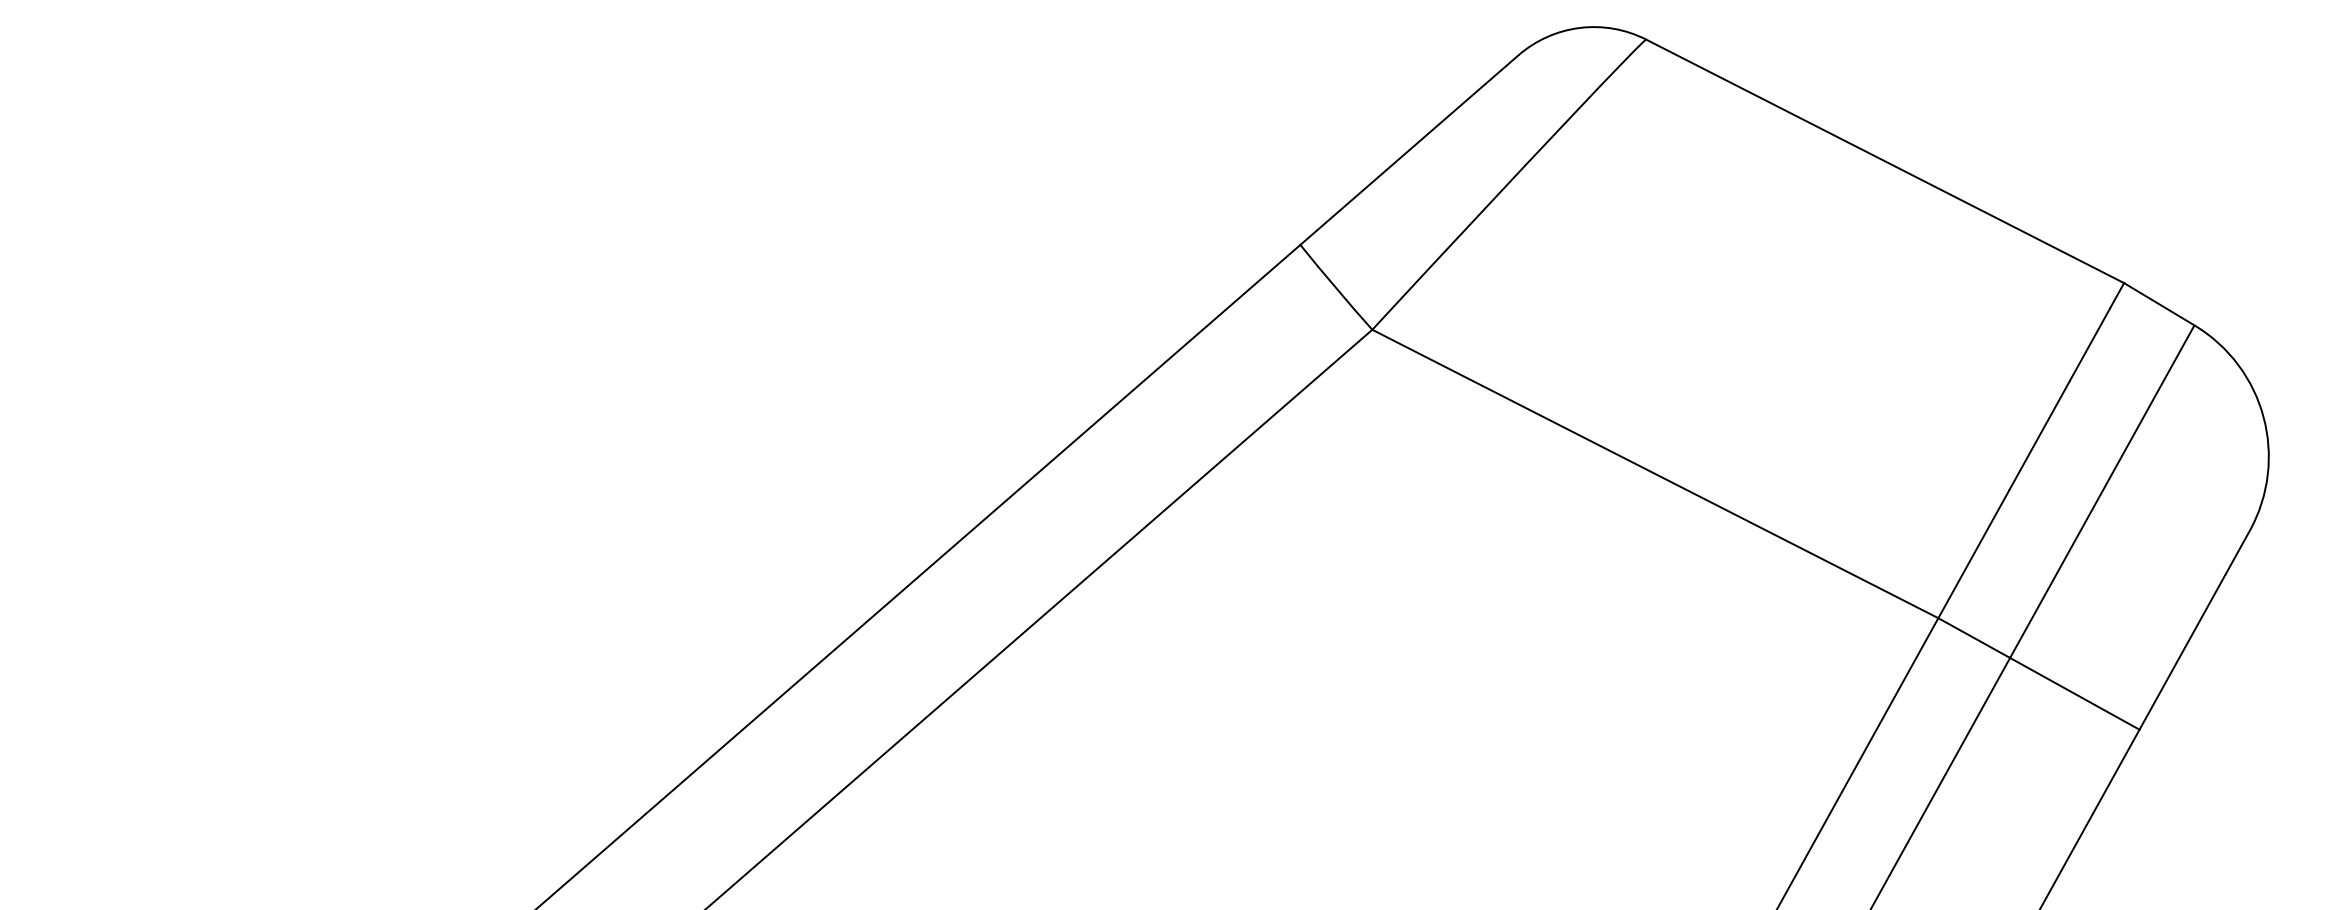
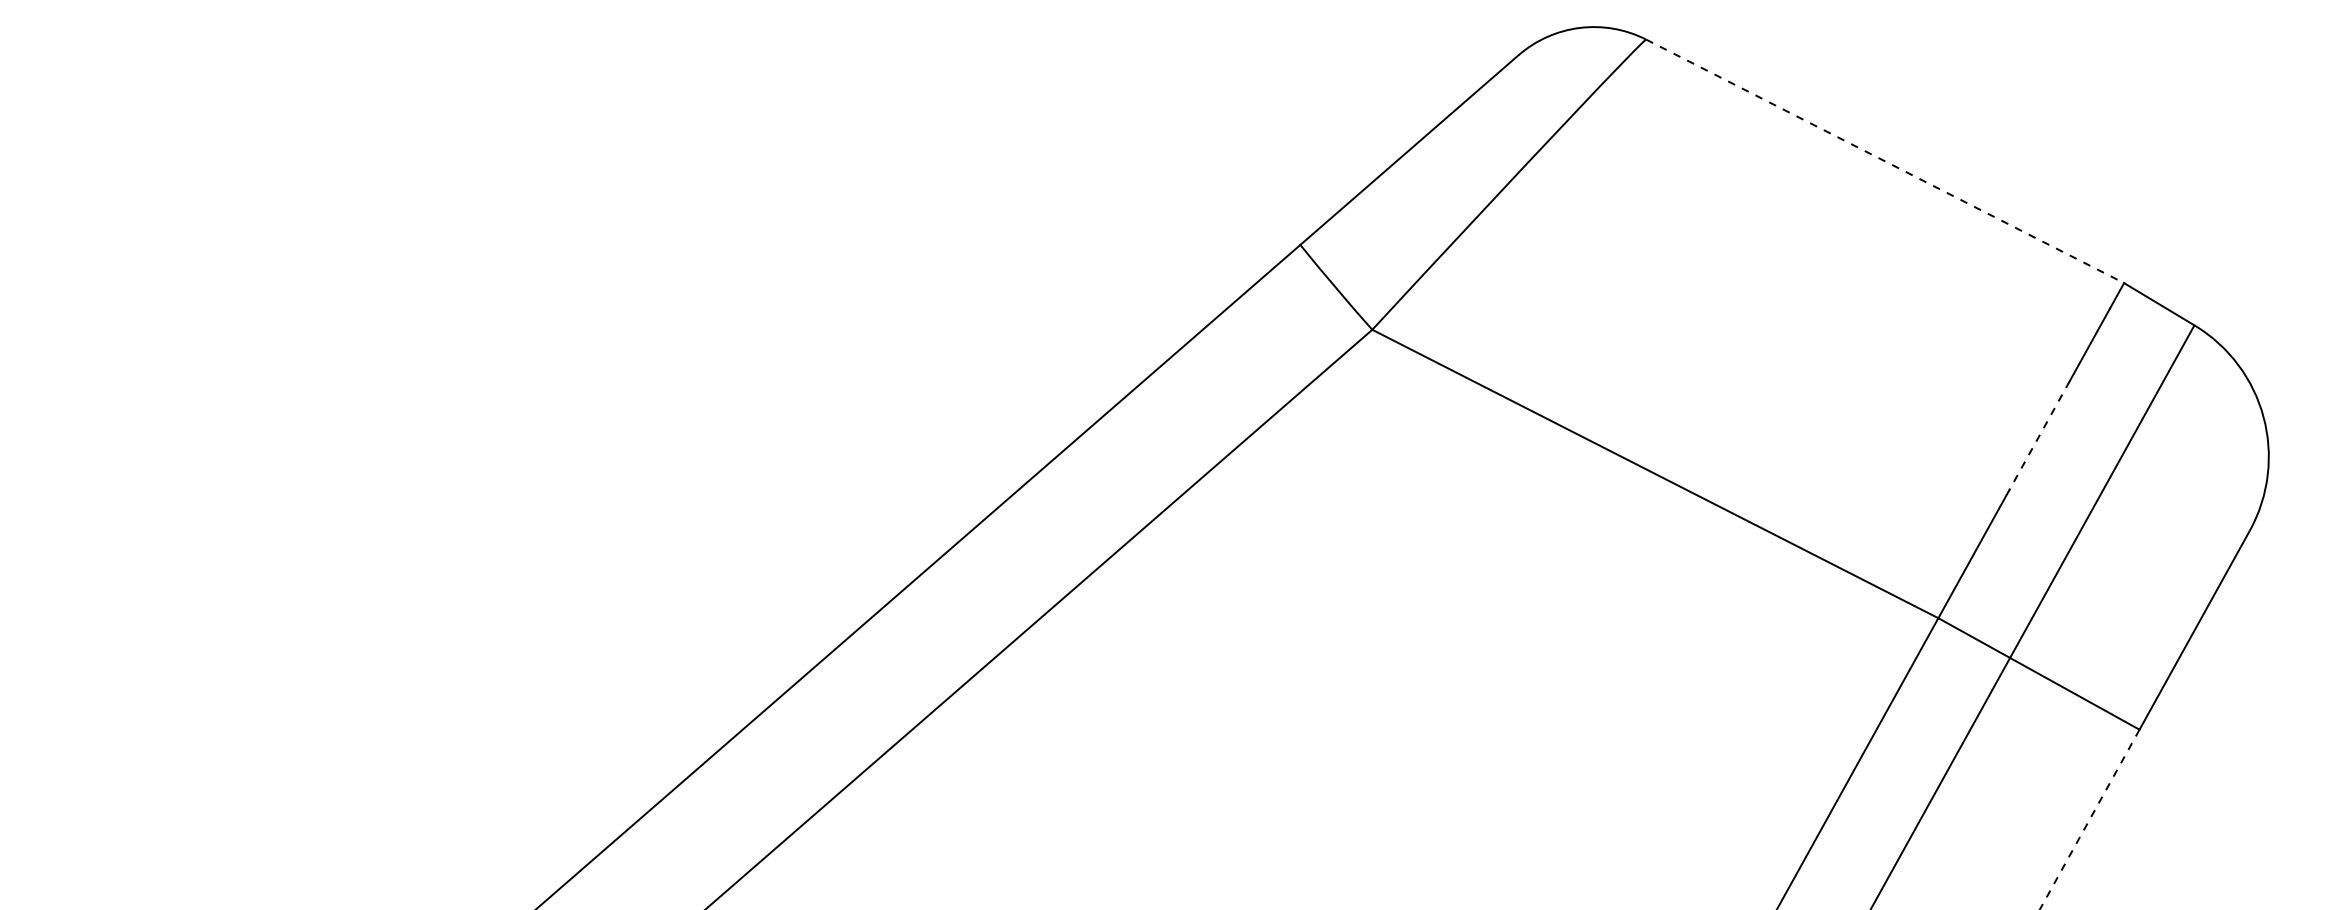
line: solid -> dashed (1885, 161)
line: solid -> dashed (2039, 436)
line: solid -> dashed (2089, 819)
